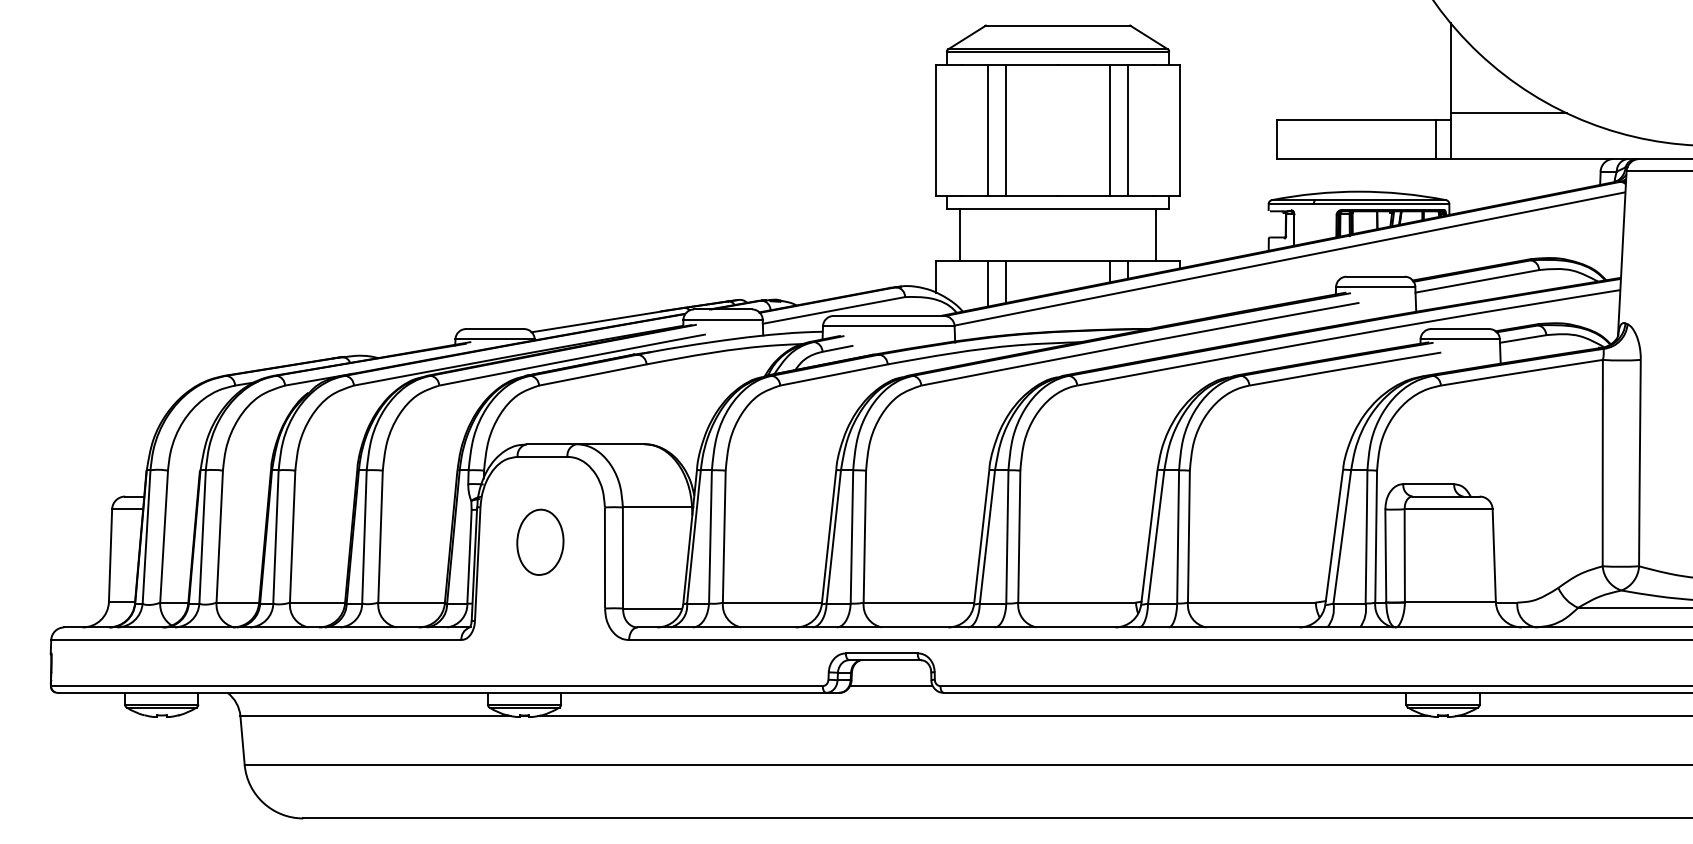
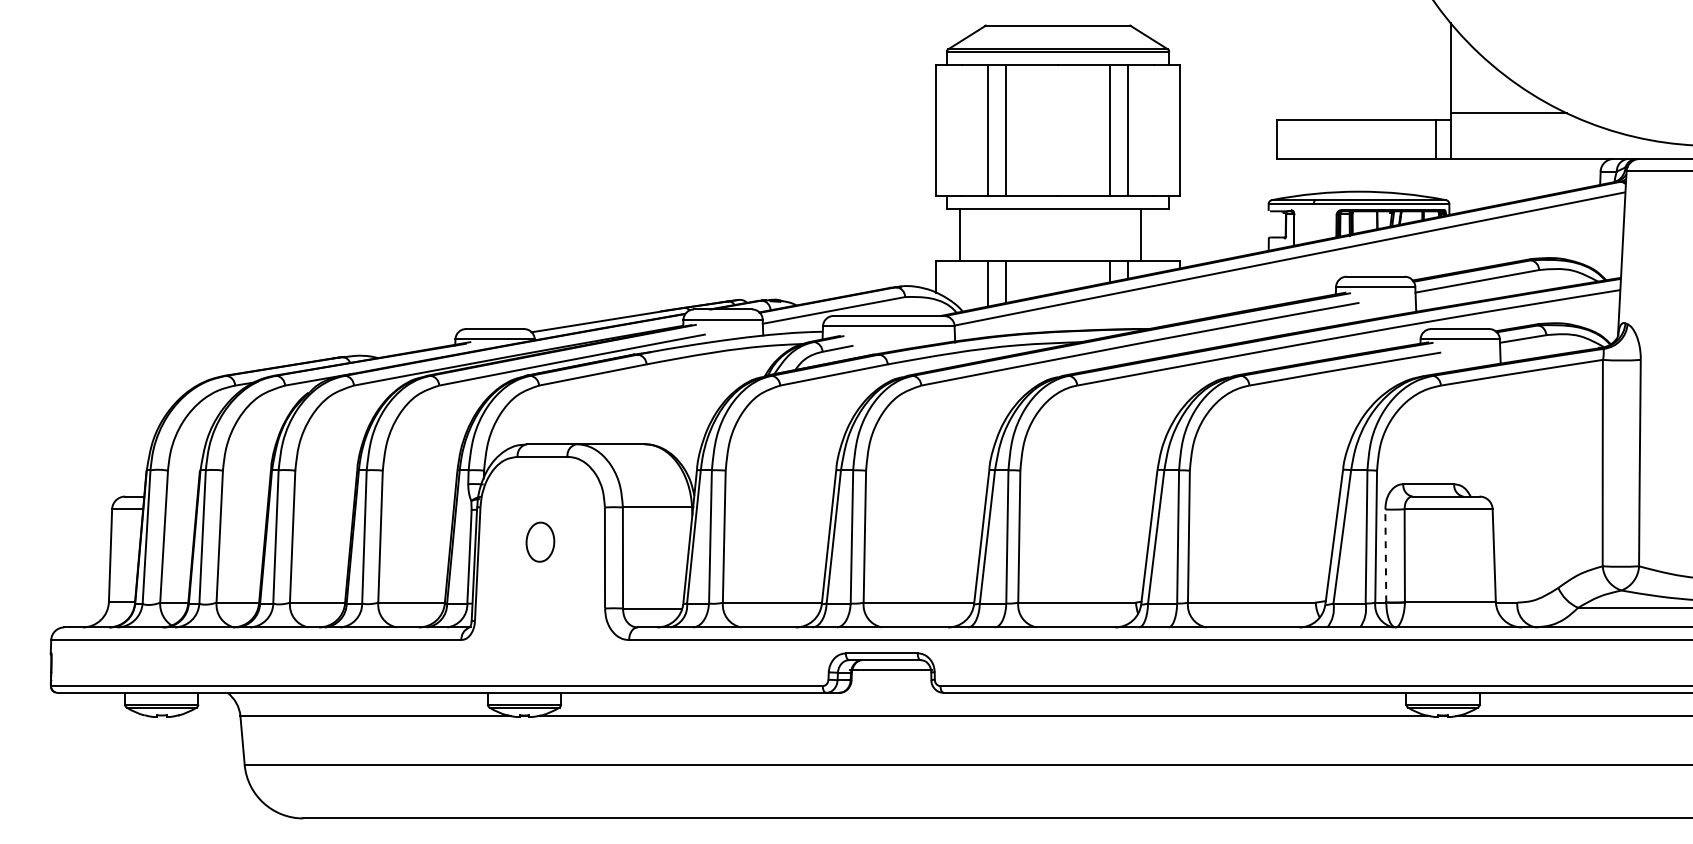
line position: (1156, 234) -> (1141, 234) (1141, 234)
part size: 49x68 px -> 31x42 px (540, 541)
line: solid -> dashed (1385, 555)
line position: (890, 686) -> (890, 670) (890, 670)
